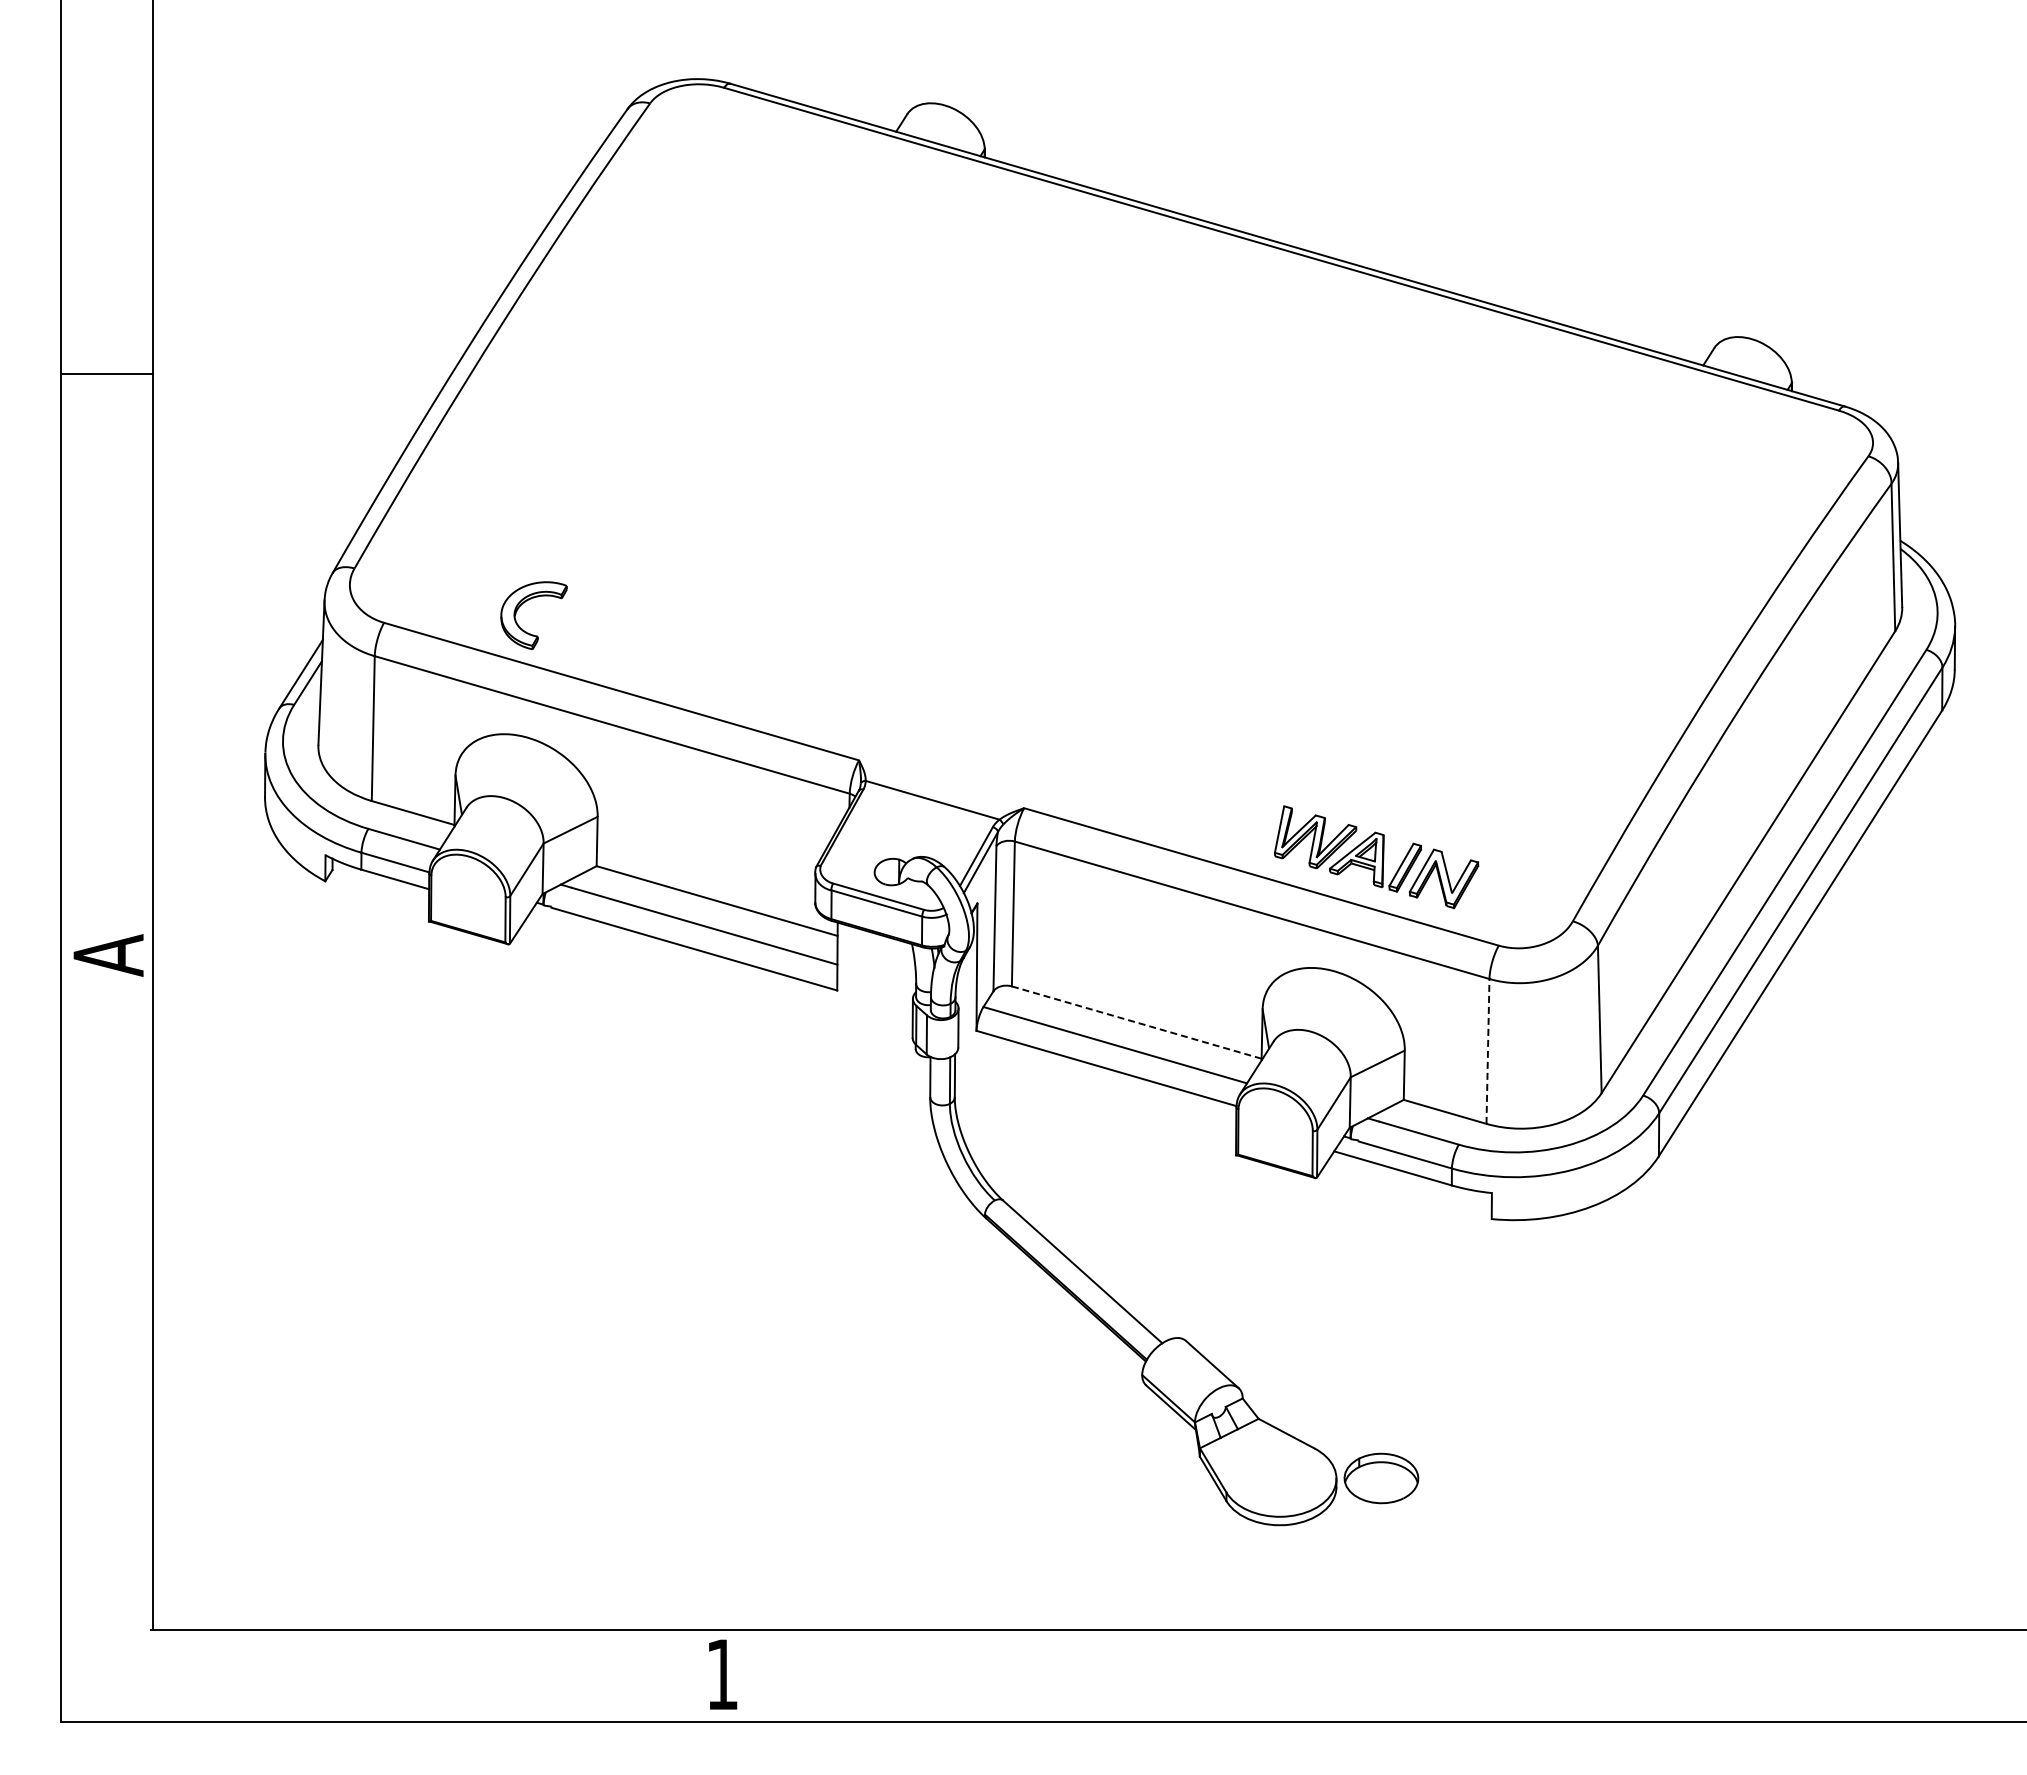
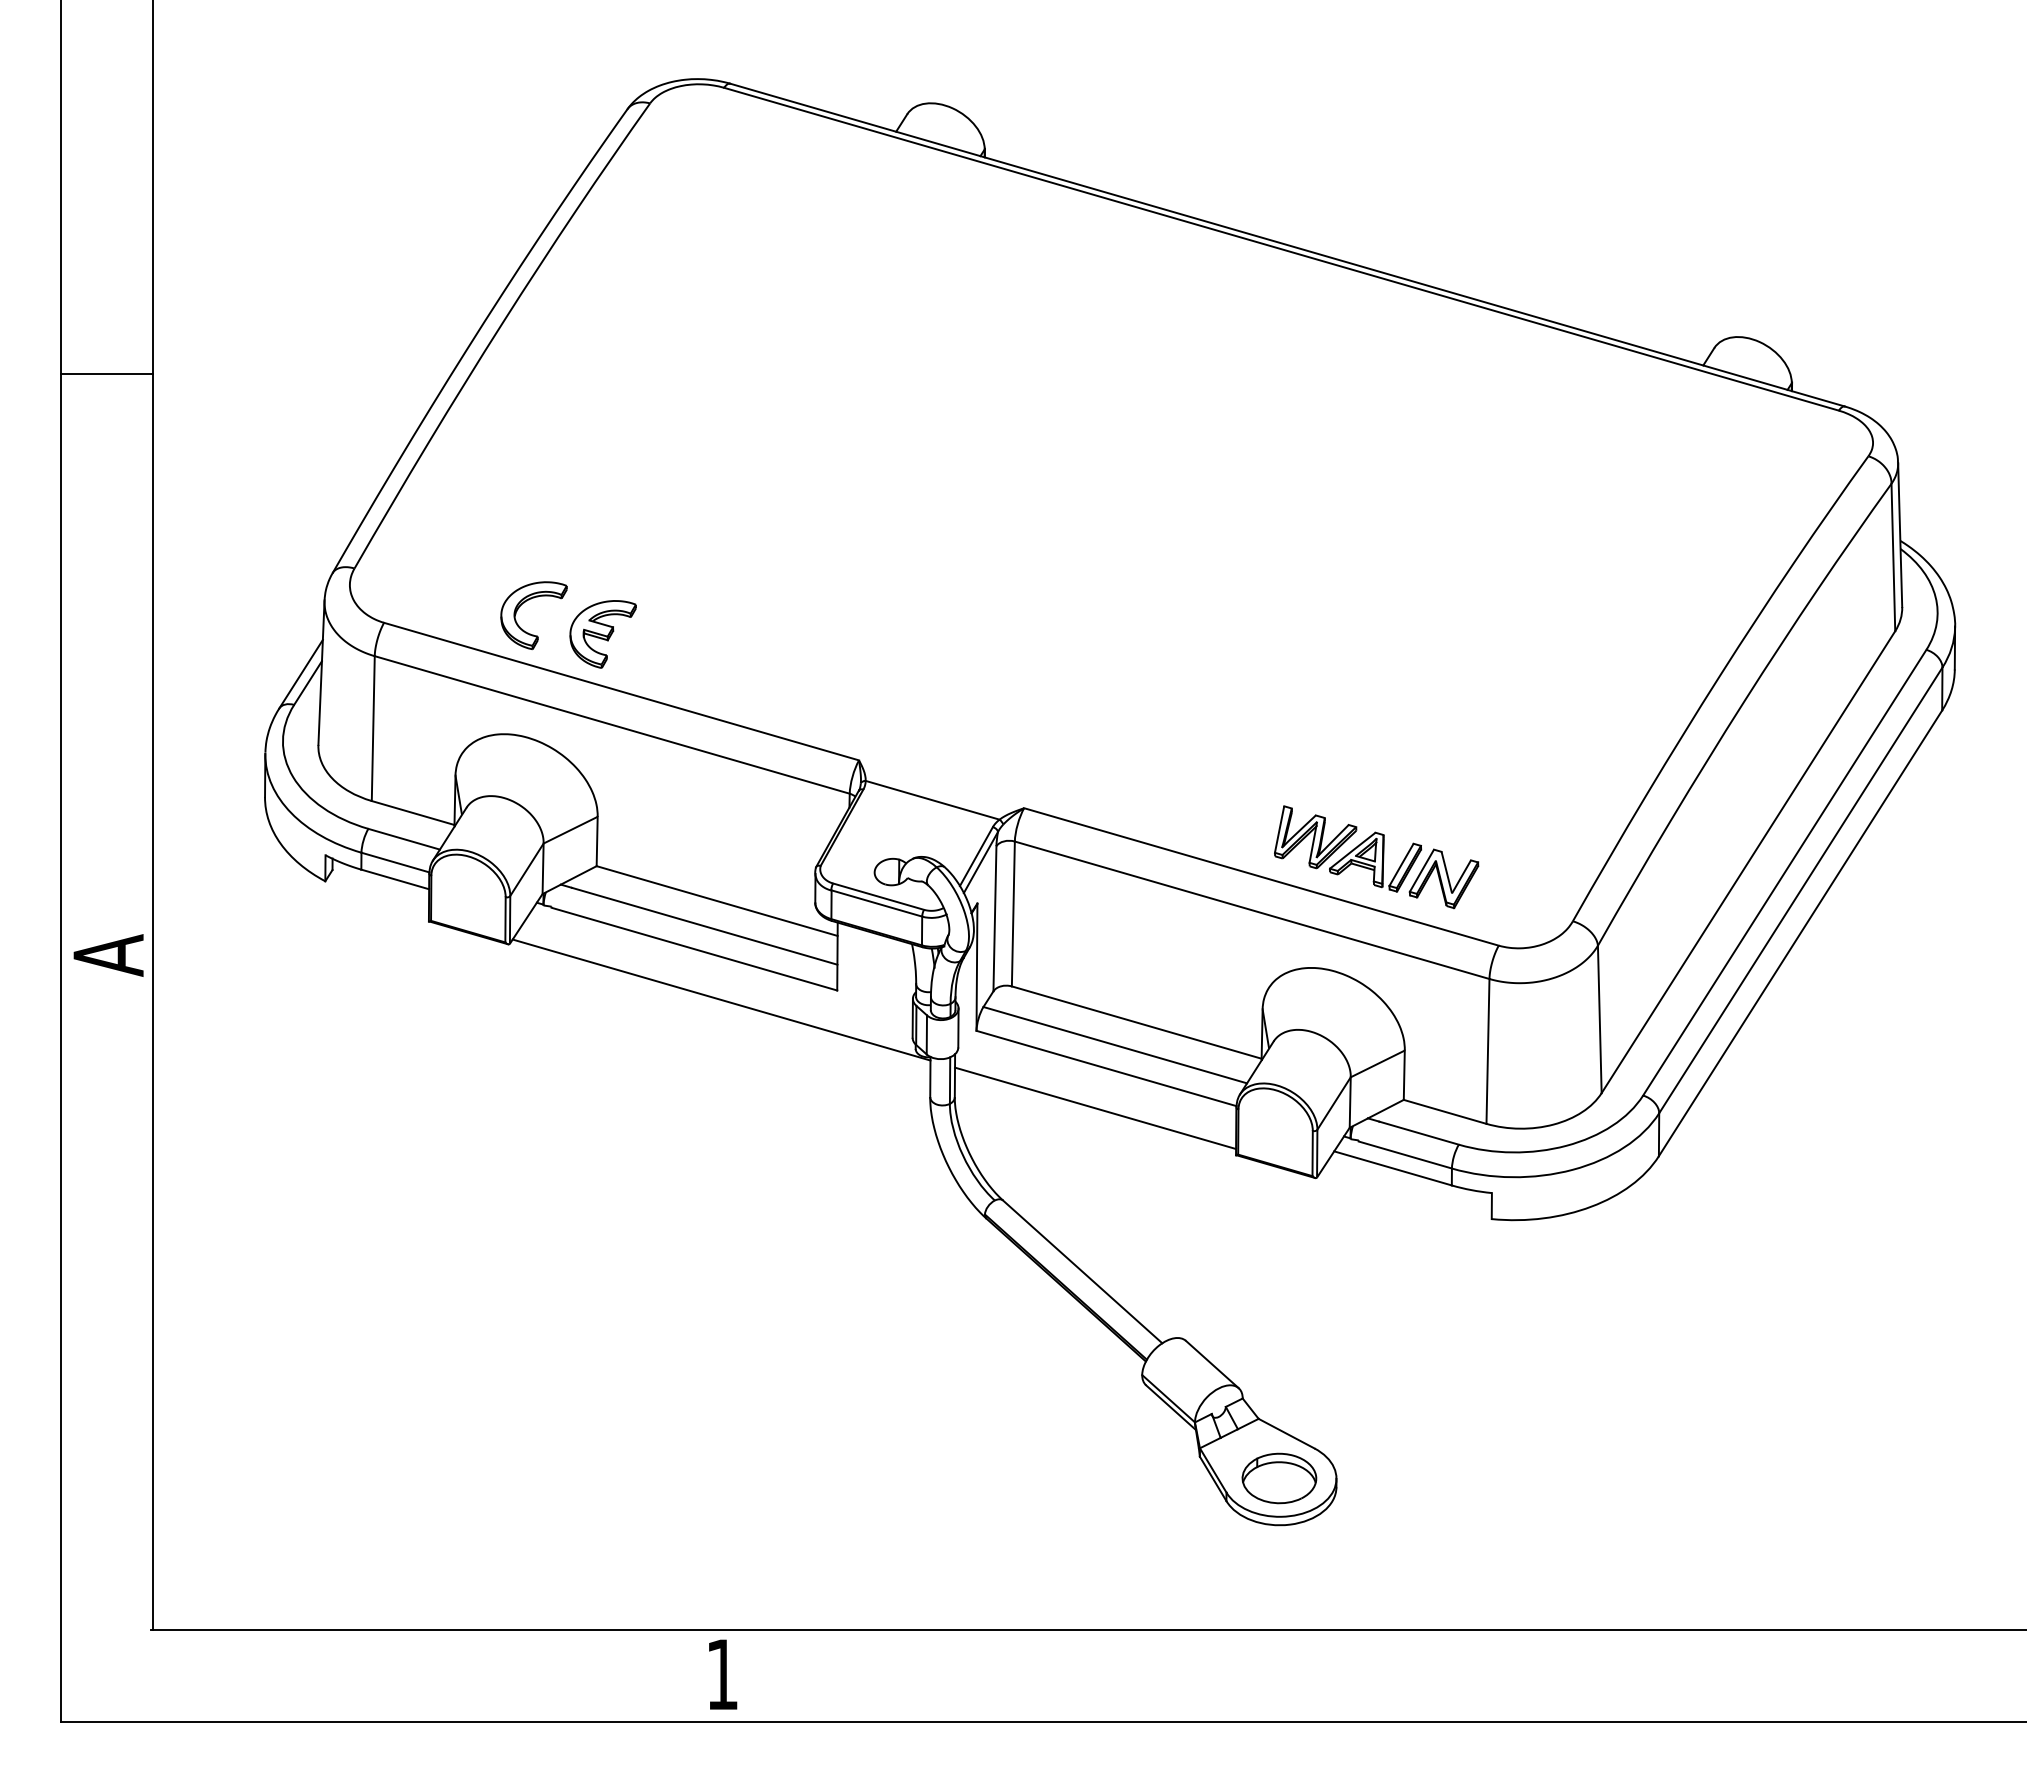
part: none -> present (602, 634)
line: none -> present (721, 999)
line: dashed -> solid (1136, 1022)
line: dashed -> solid (1487, 1050)
line: none -> present (1095, 1108)
part position: (1381, 1478) -> (1279, 1478) (1279, 1478)
